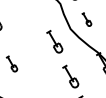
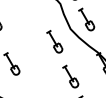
part size: 12x15 px -> 18x25 px (86, 19)
part size: 14x18 px -> 18x24 px (11, 63)
